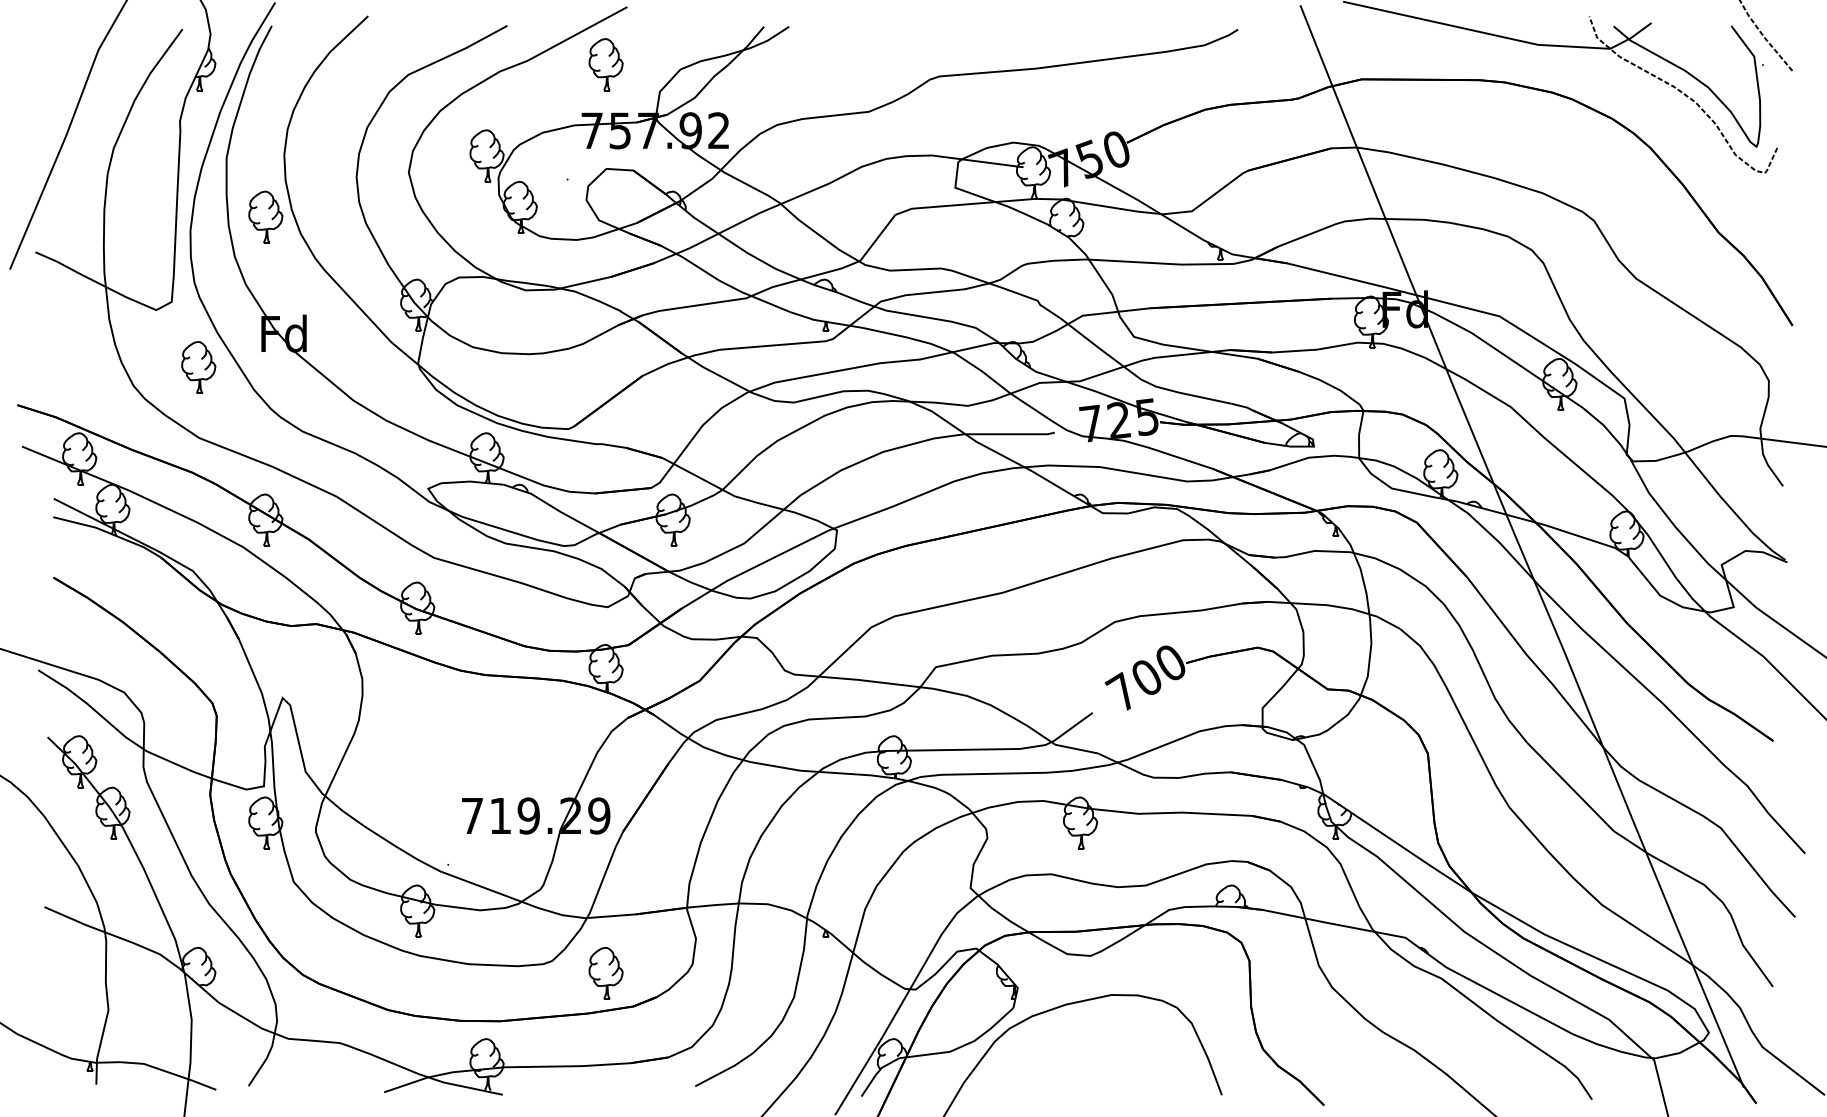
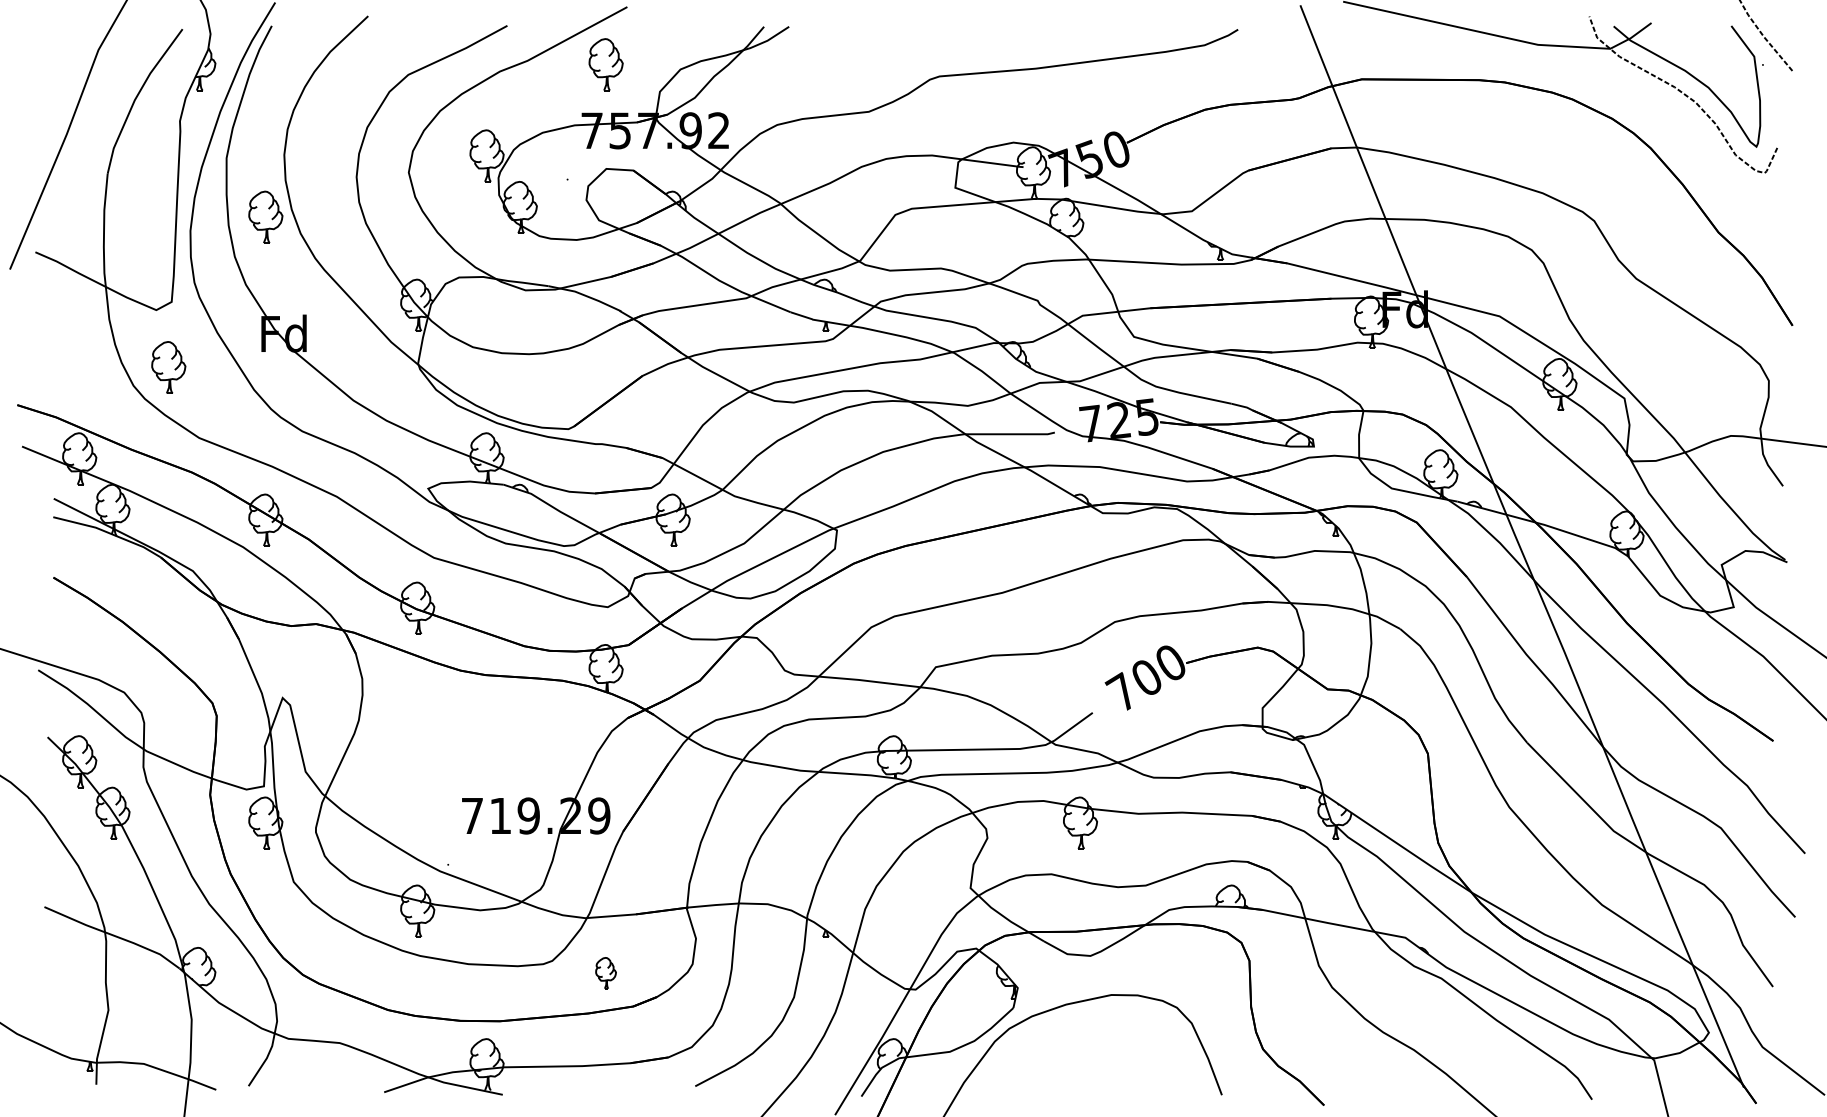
part position: (198, 367) -> (168, 367) (168, 367)
part size: 36x54 px -> 22x33 px (605, 973)
